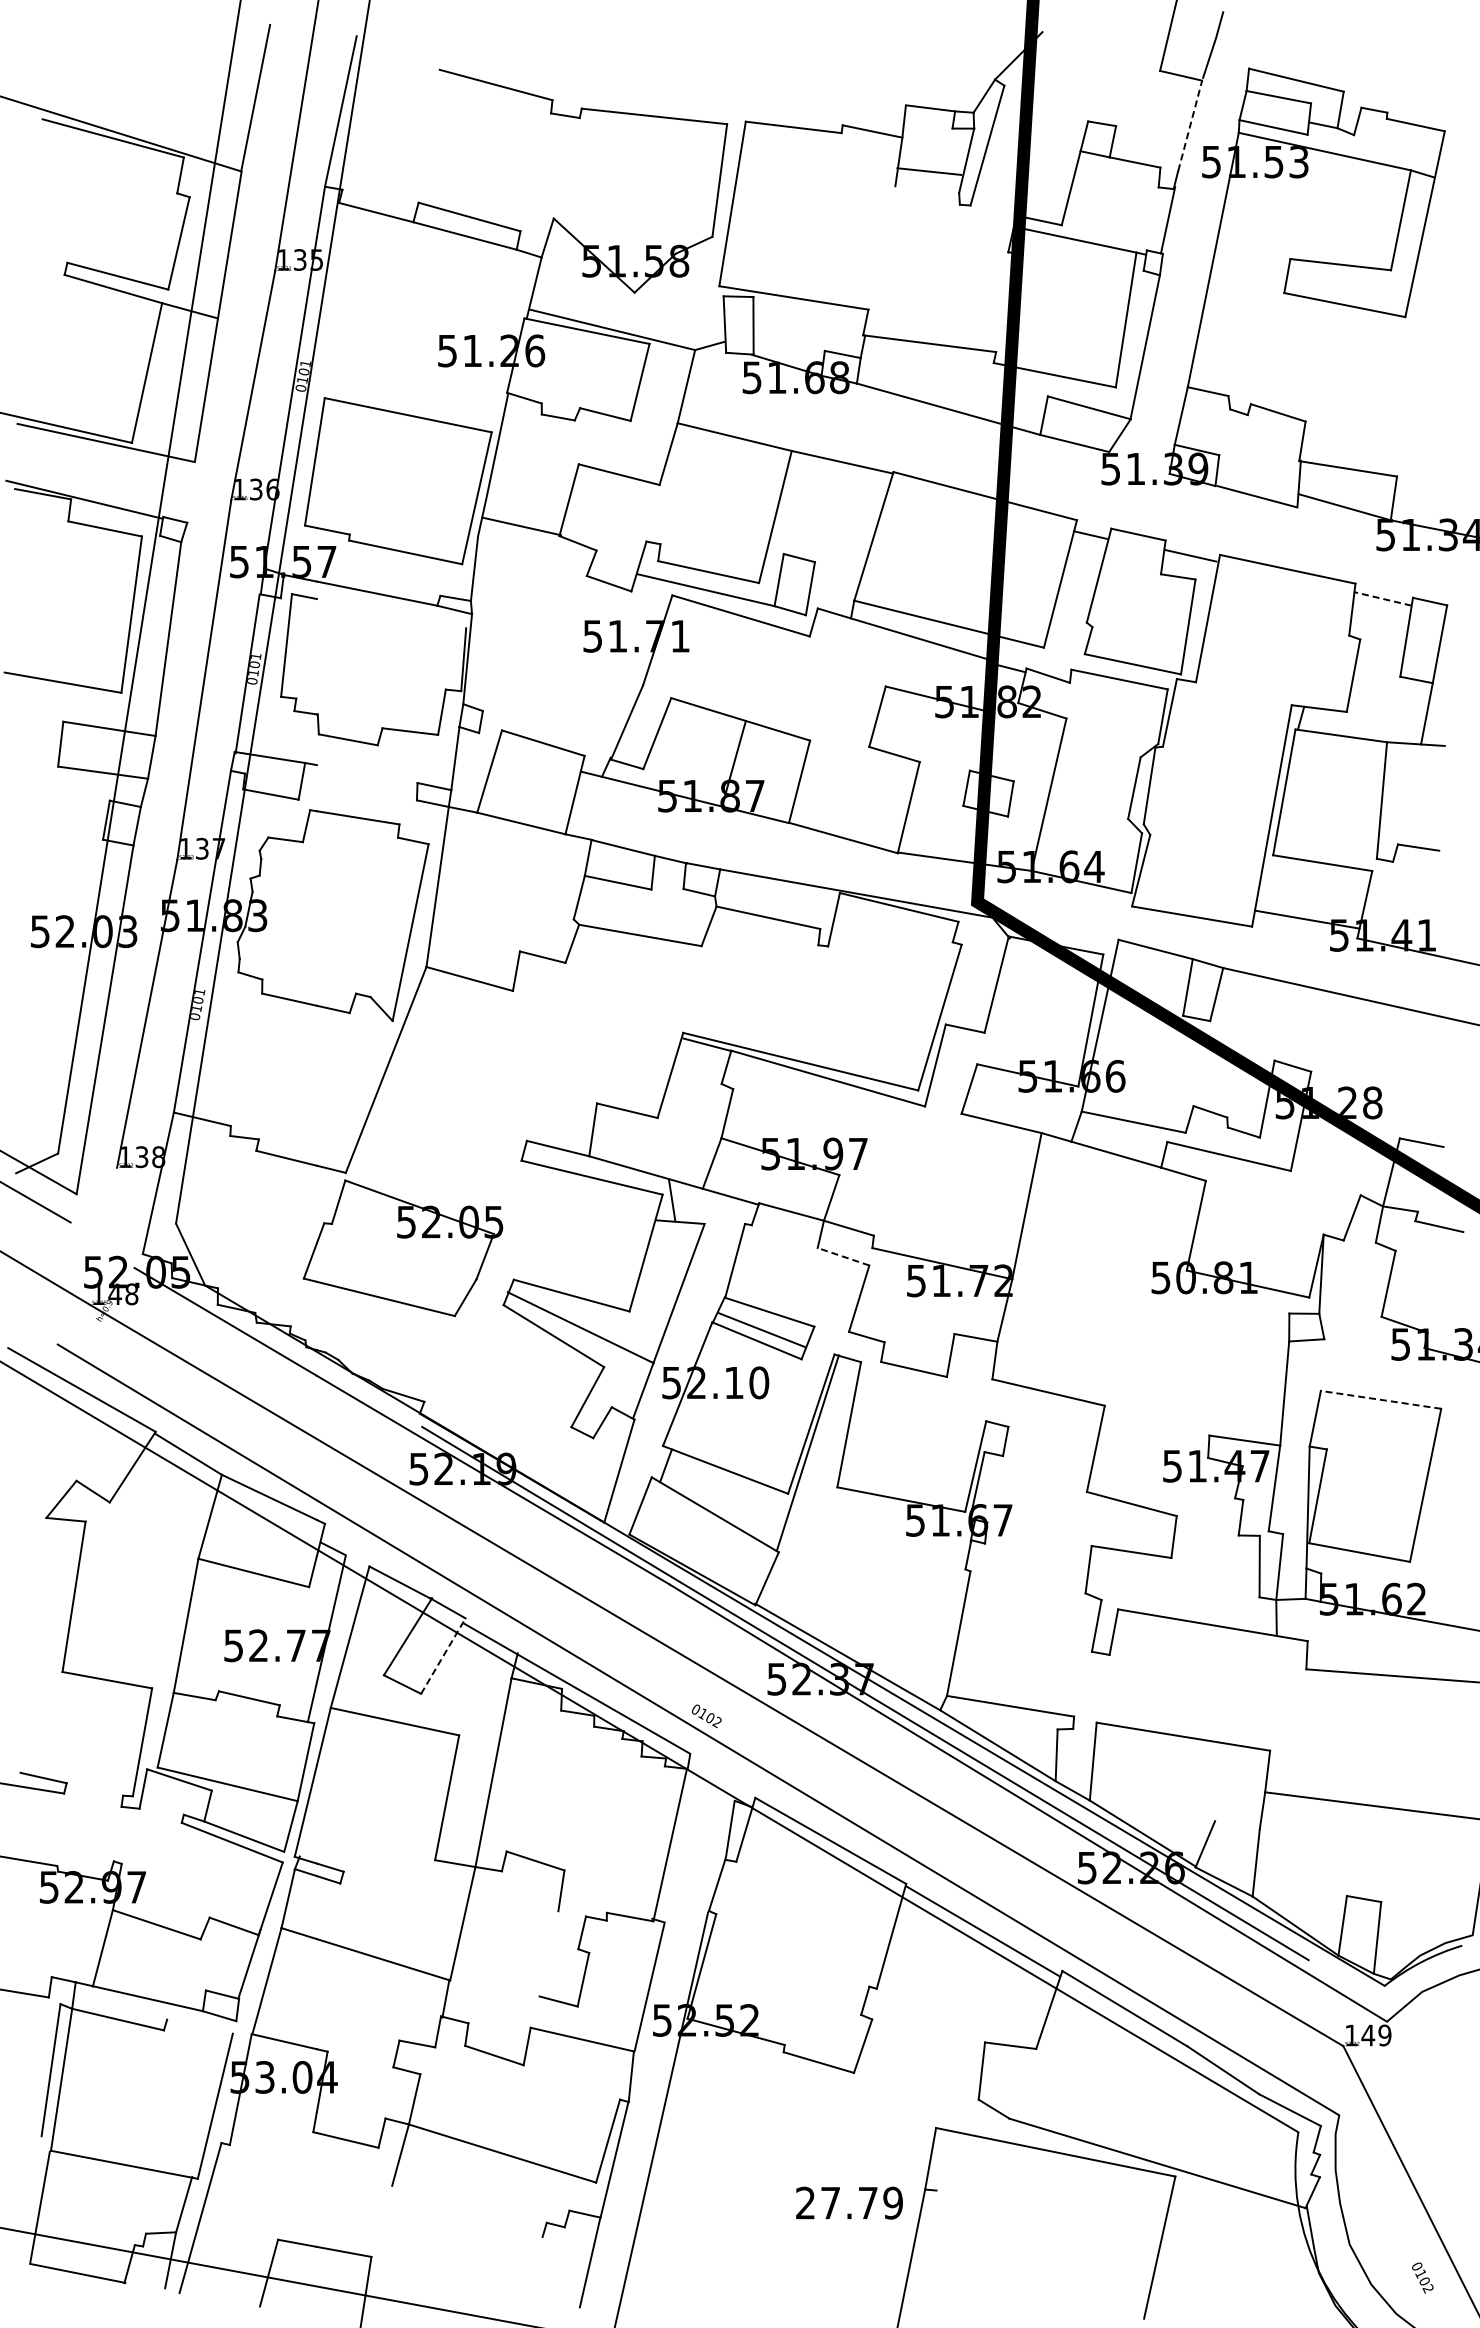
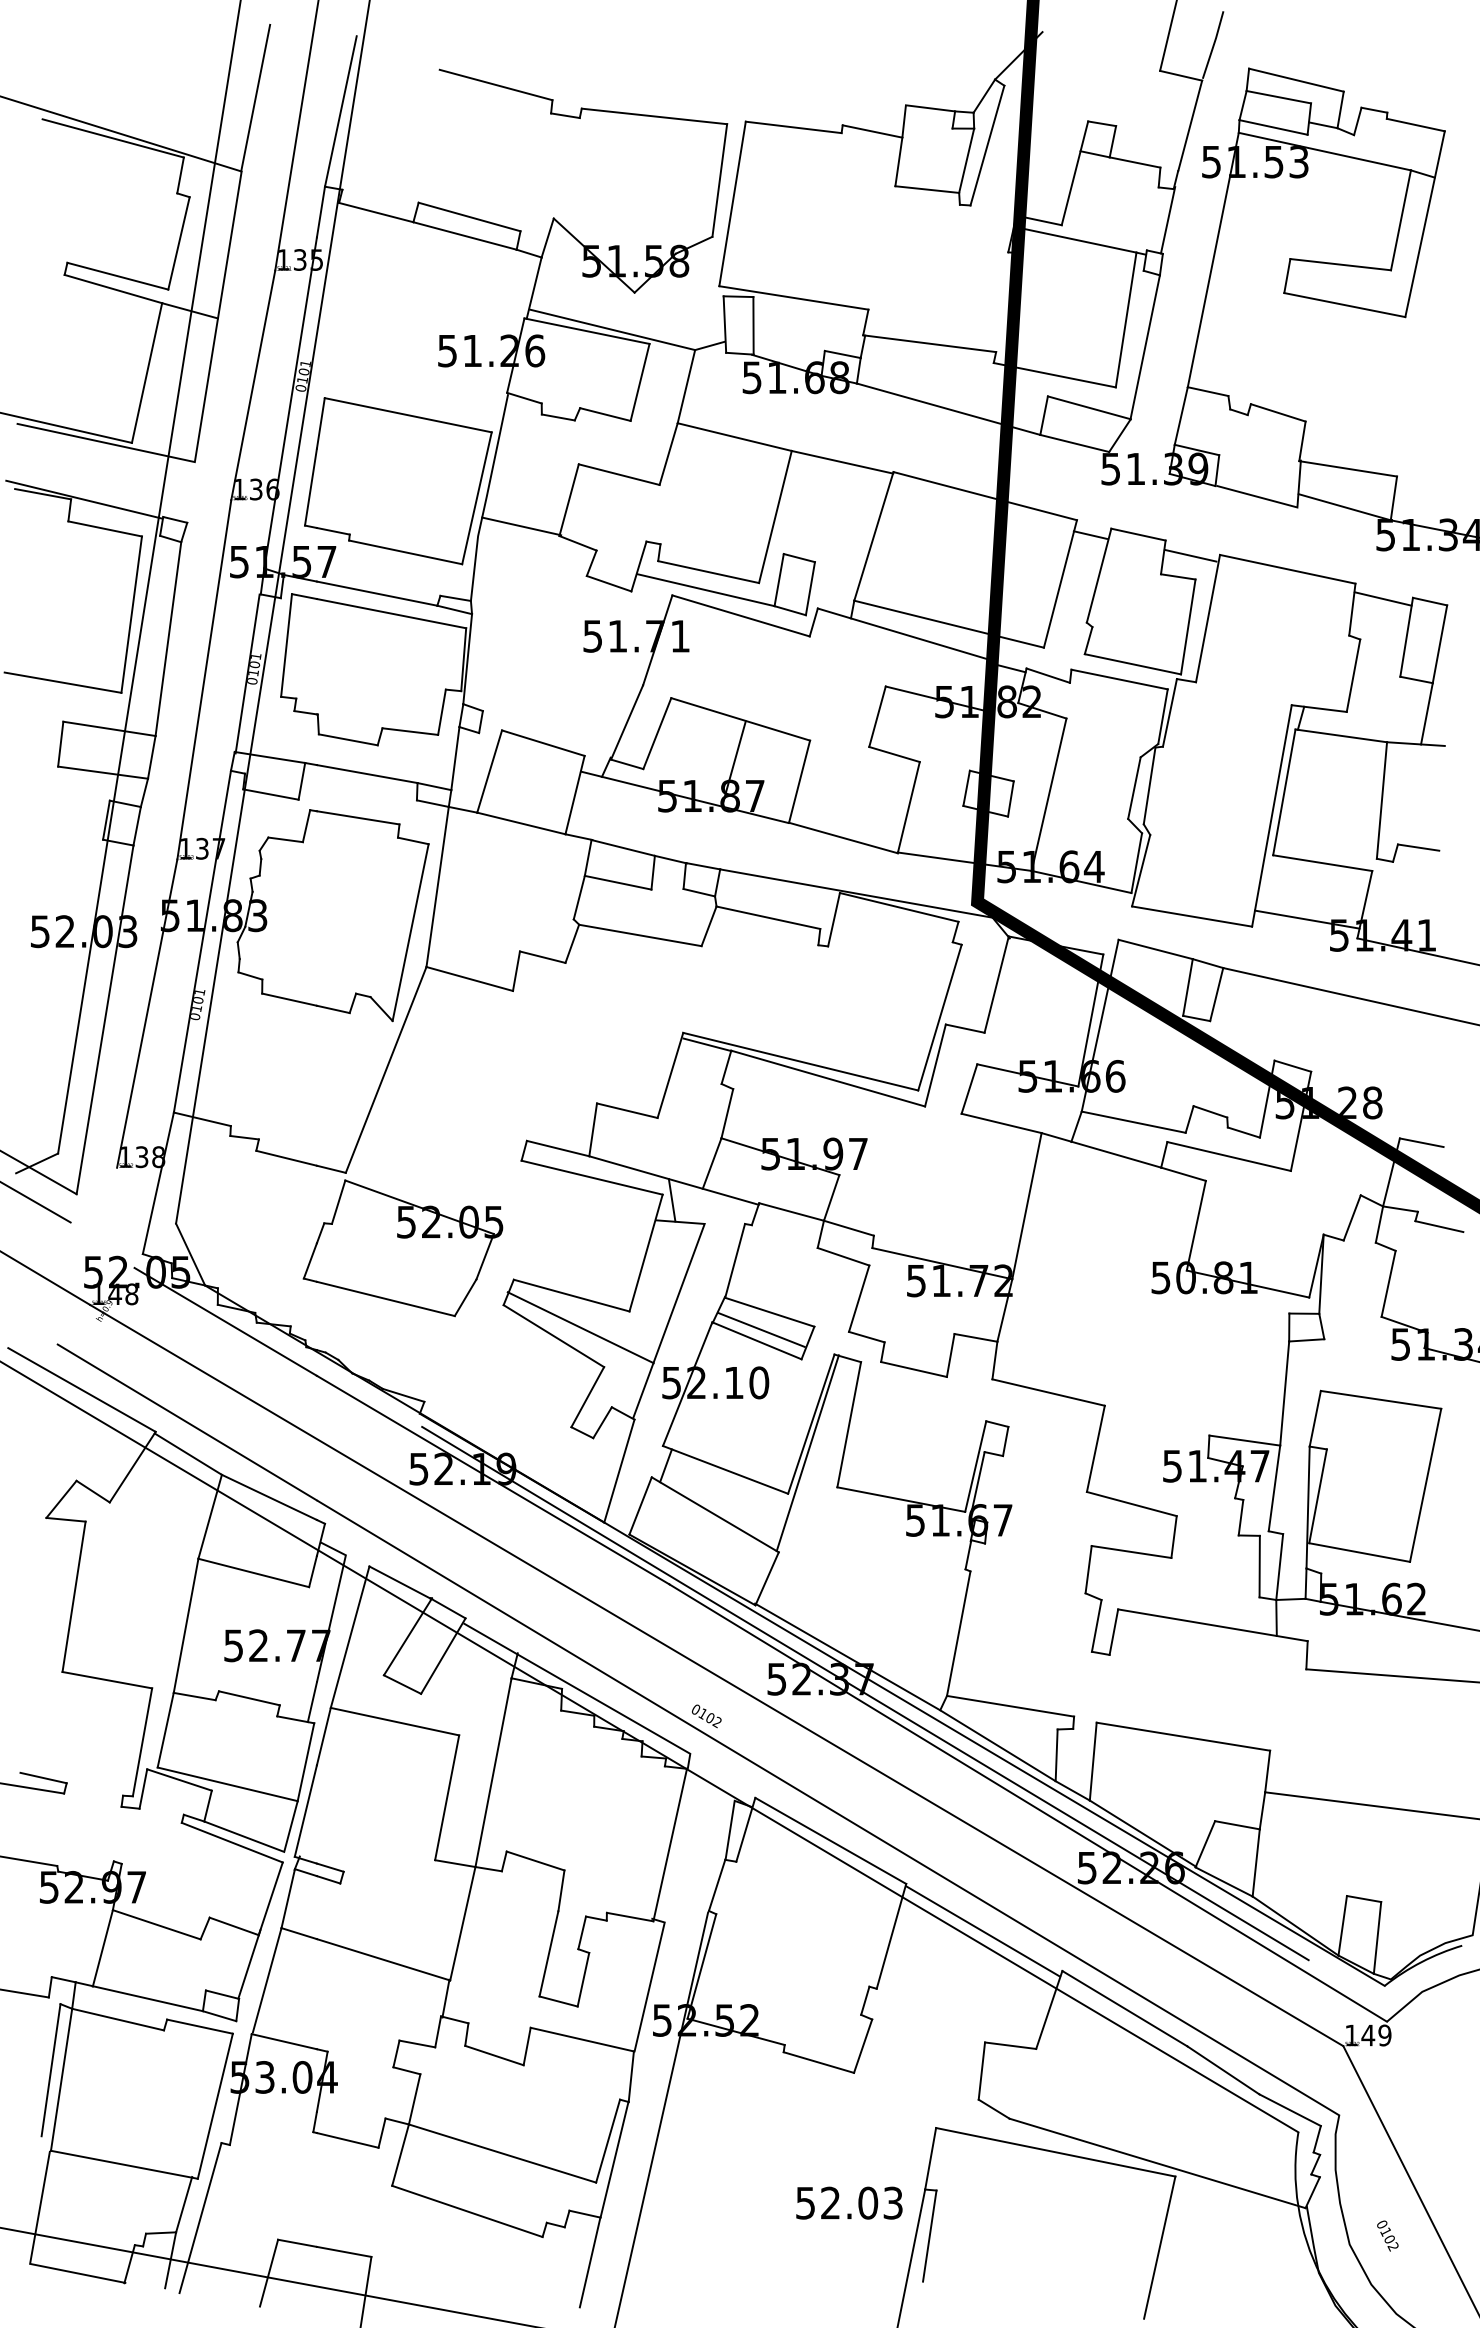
line: dashed -> solid (1190, 125)
line position: (929, 171) -> (927, 189) (927, 189)
line: dashed -> solid (1382, 598)
line: none -> present (391, 613)
line: none -> present (366, 774)
line: dashed -> solid (843, 1256)
line: dashed -> solid (1381, 1399)
line: dashed -> solid (443, 1656)
line: none -> present (1237, 1825)
line: none -> present (548, 1953)
line: none -> present (199, 2026)
text: 27.79 -> 52.03 (849, 2202)
line: none -> present (467, 2211)
line: none -> present (929, 2235)
text position: (1422, 2277) -> (1387, 2235) (1387, 2235)
